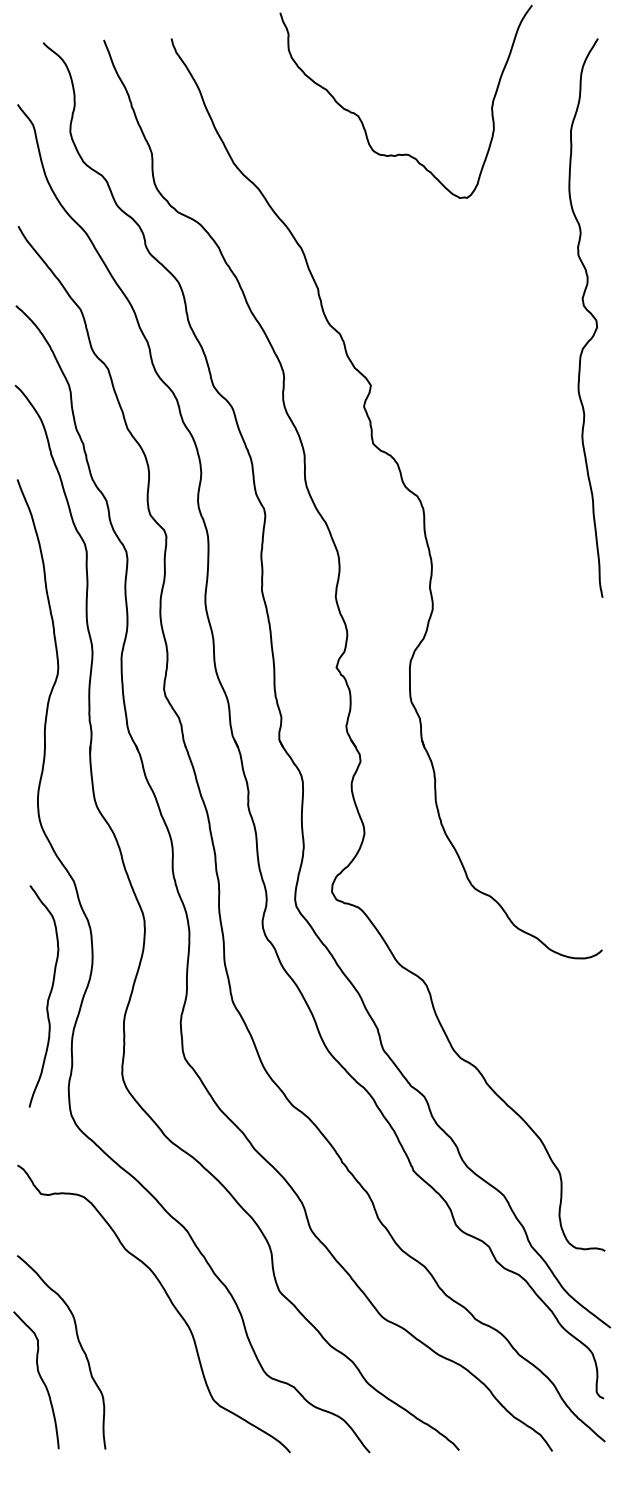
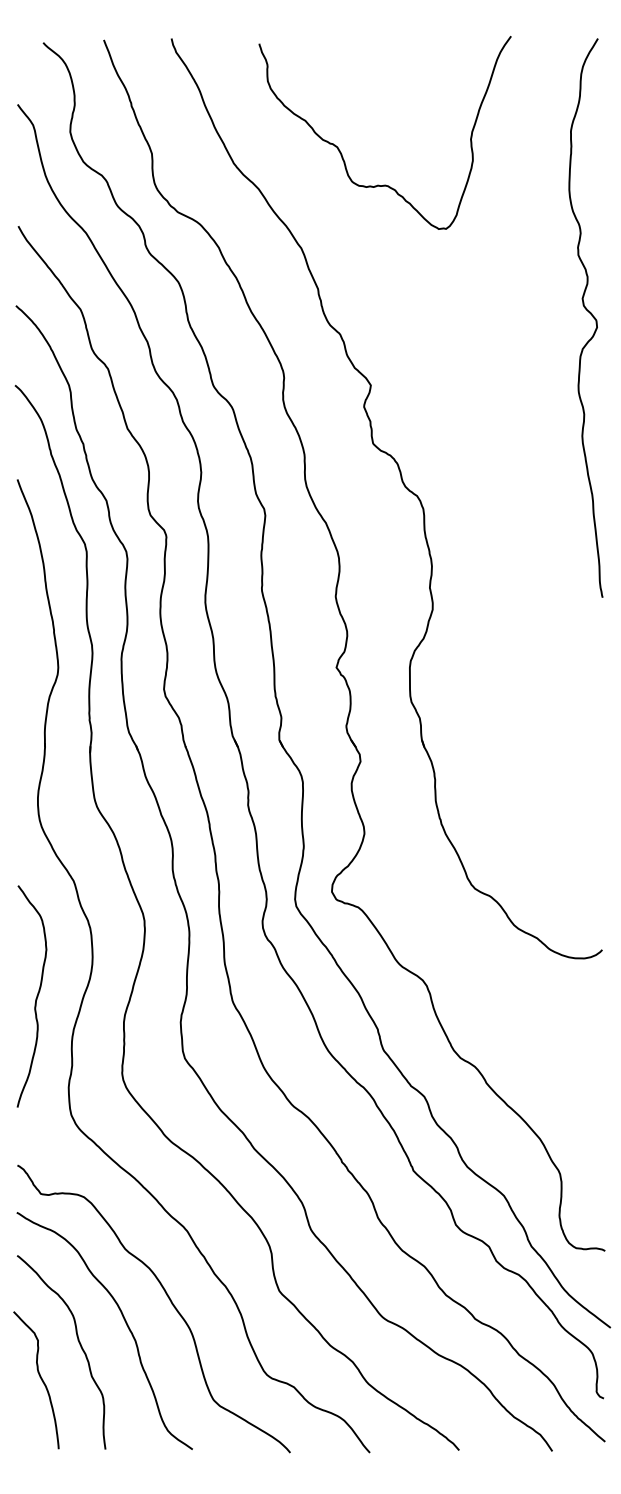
curve position: (363, 123) -> (342, 154) (342, 154)
curve position: (47, 998) -> (35, 998) (35, 998)
curve: none -> present (124, 1321)
